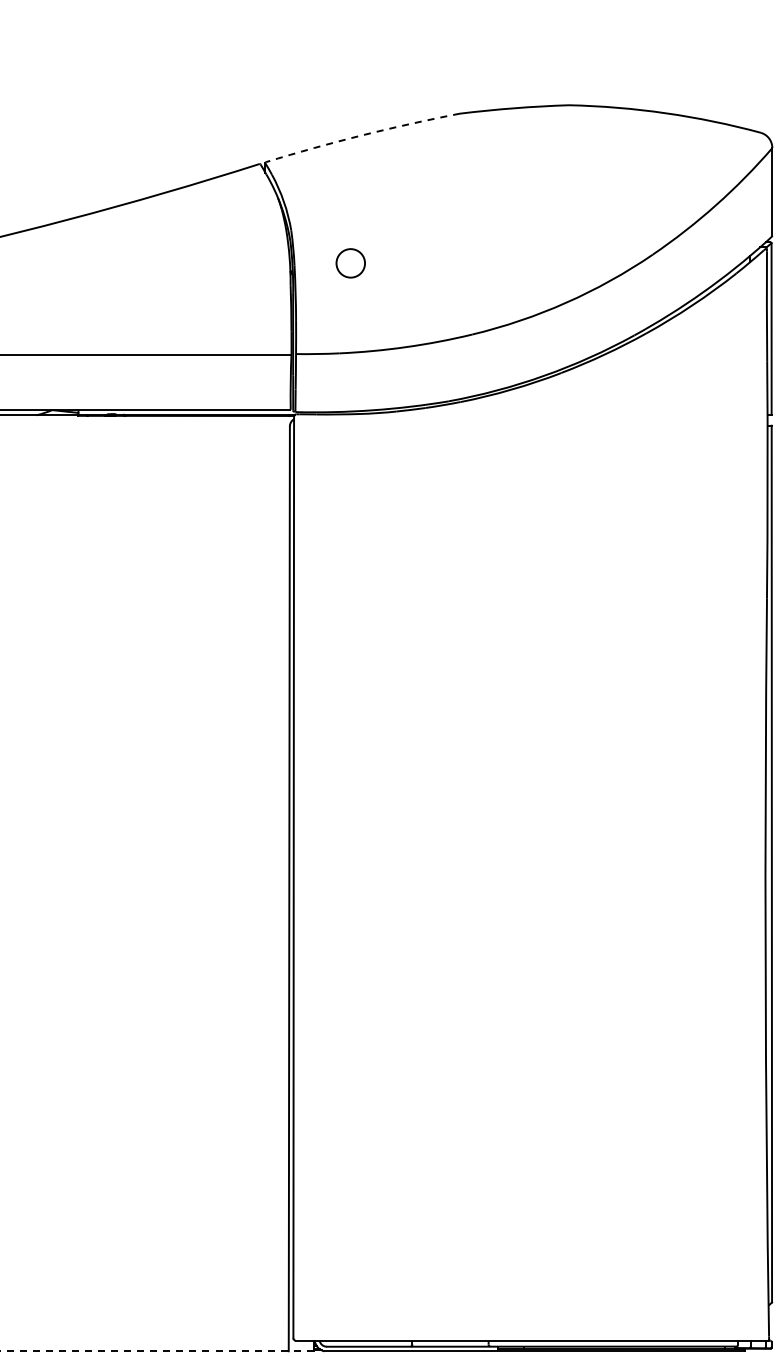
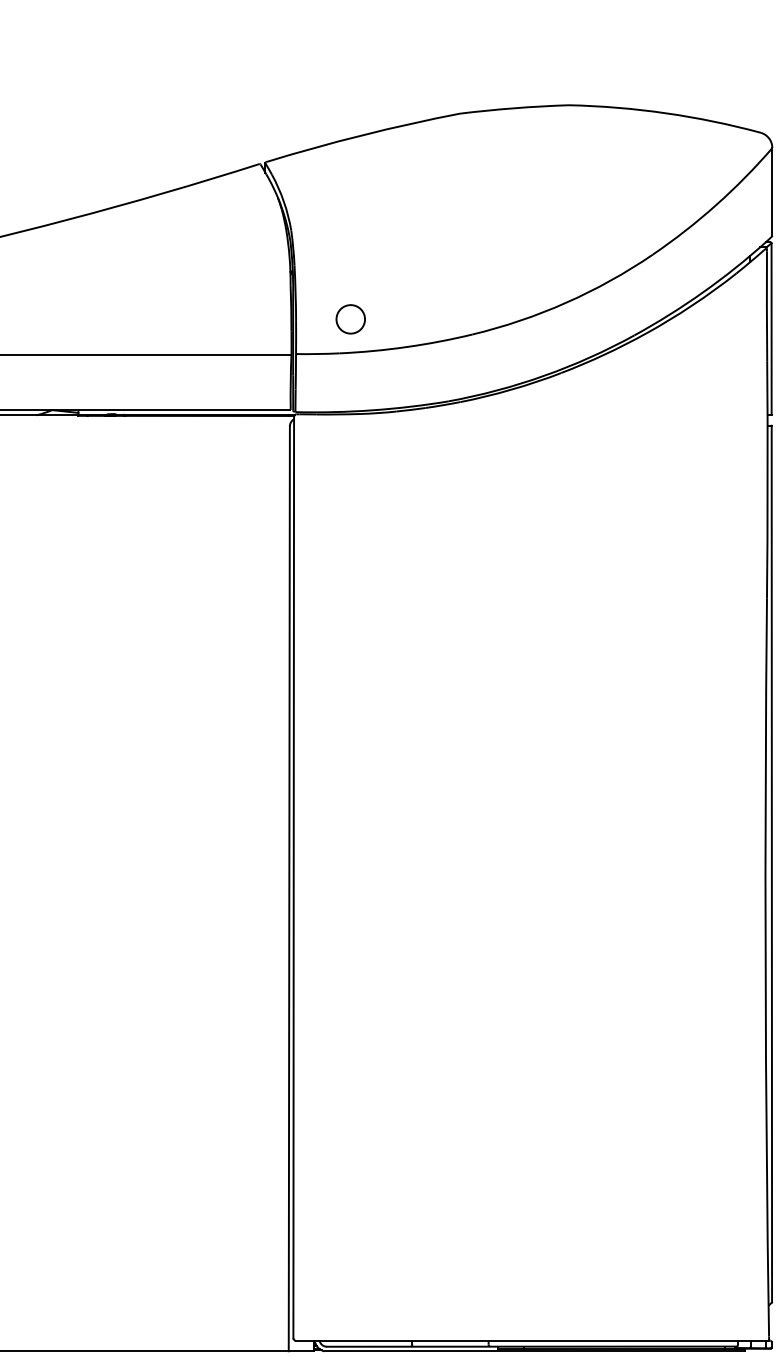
arc: dashed -> solid (362, 135)
circle position: (350, 263) -> (350, 319) (350, 319)
line: dashed -> solid (156, 1351)
